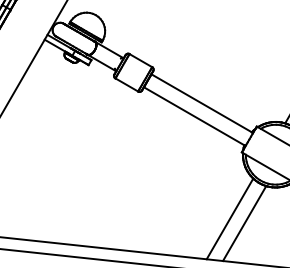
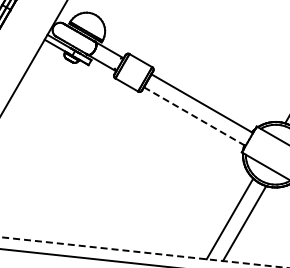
line: solid -> dashed (194, 116)
line: solid -> dashed (143, 252)
